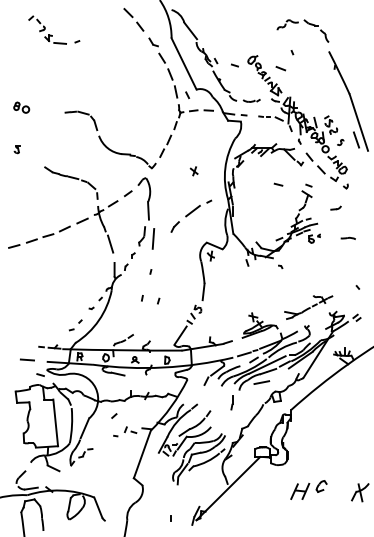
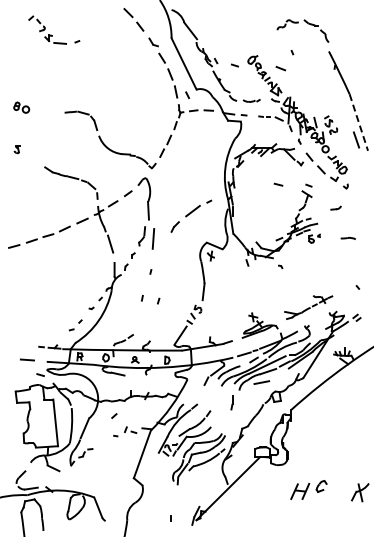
line: solid -> dashed (358, 122)
part: present -> none (340, 142)
part: present -> none (193, 171)
